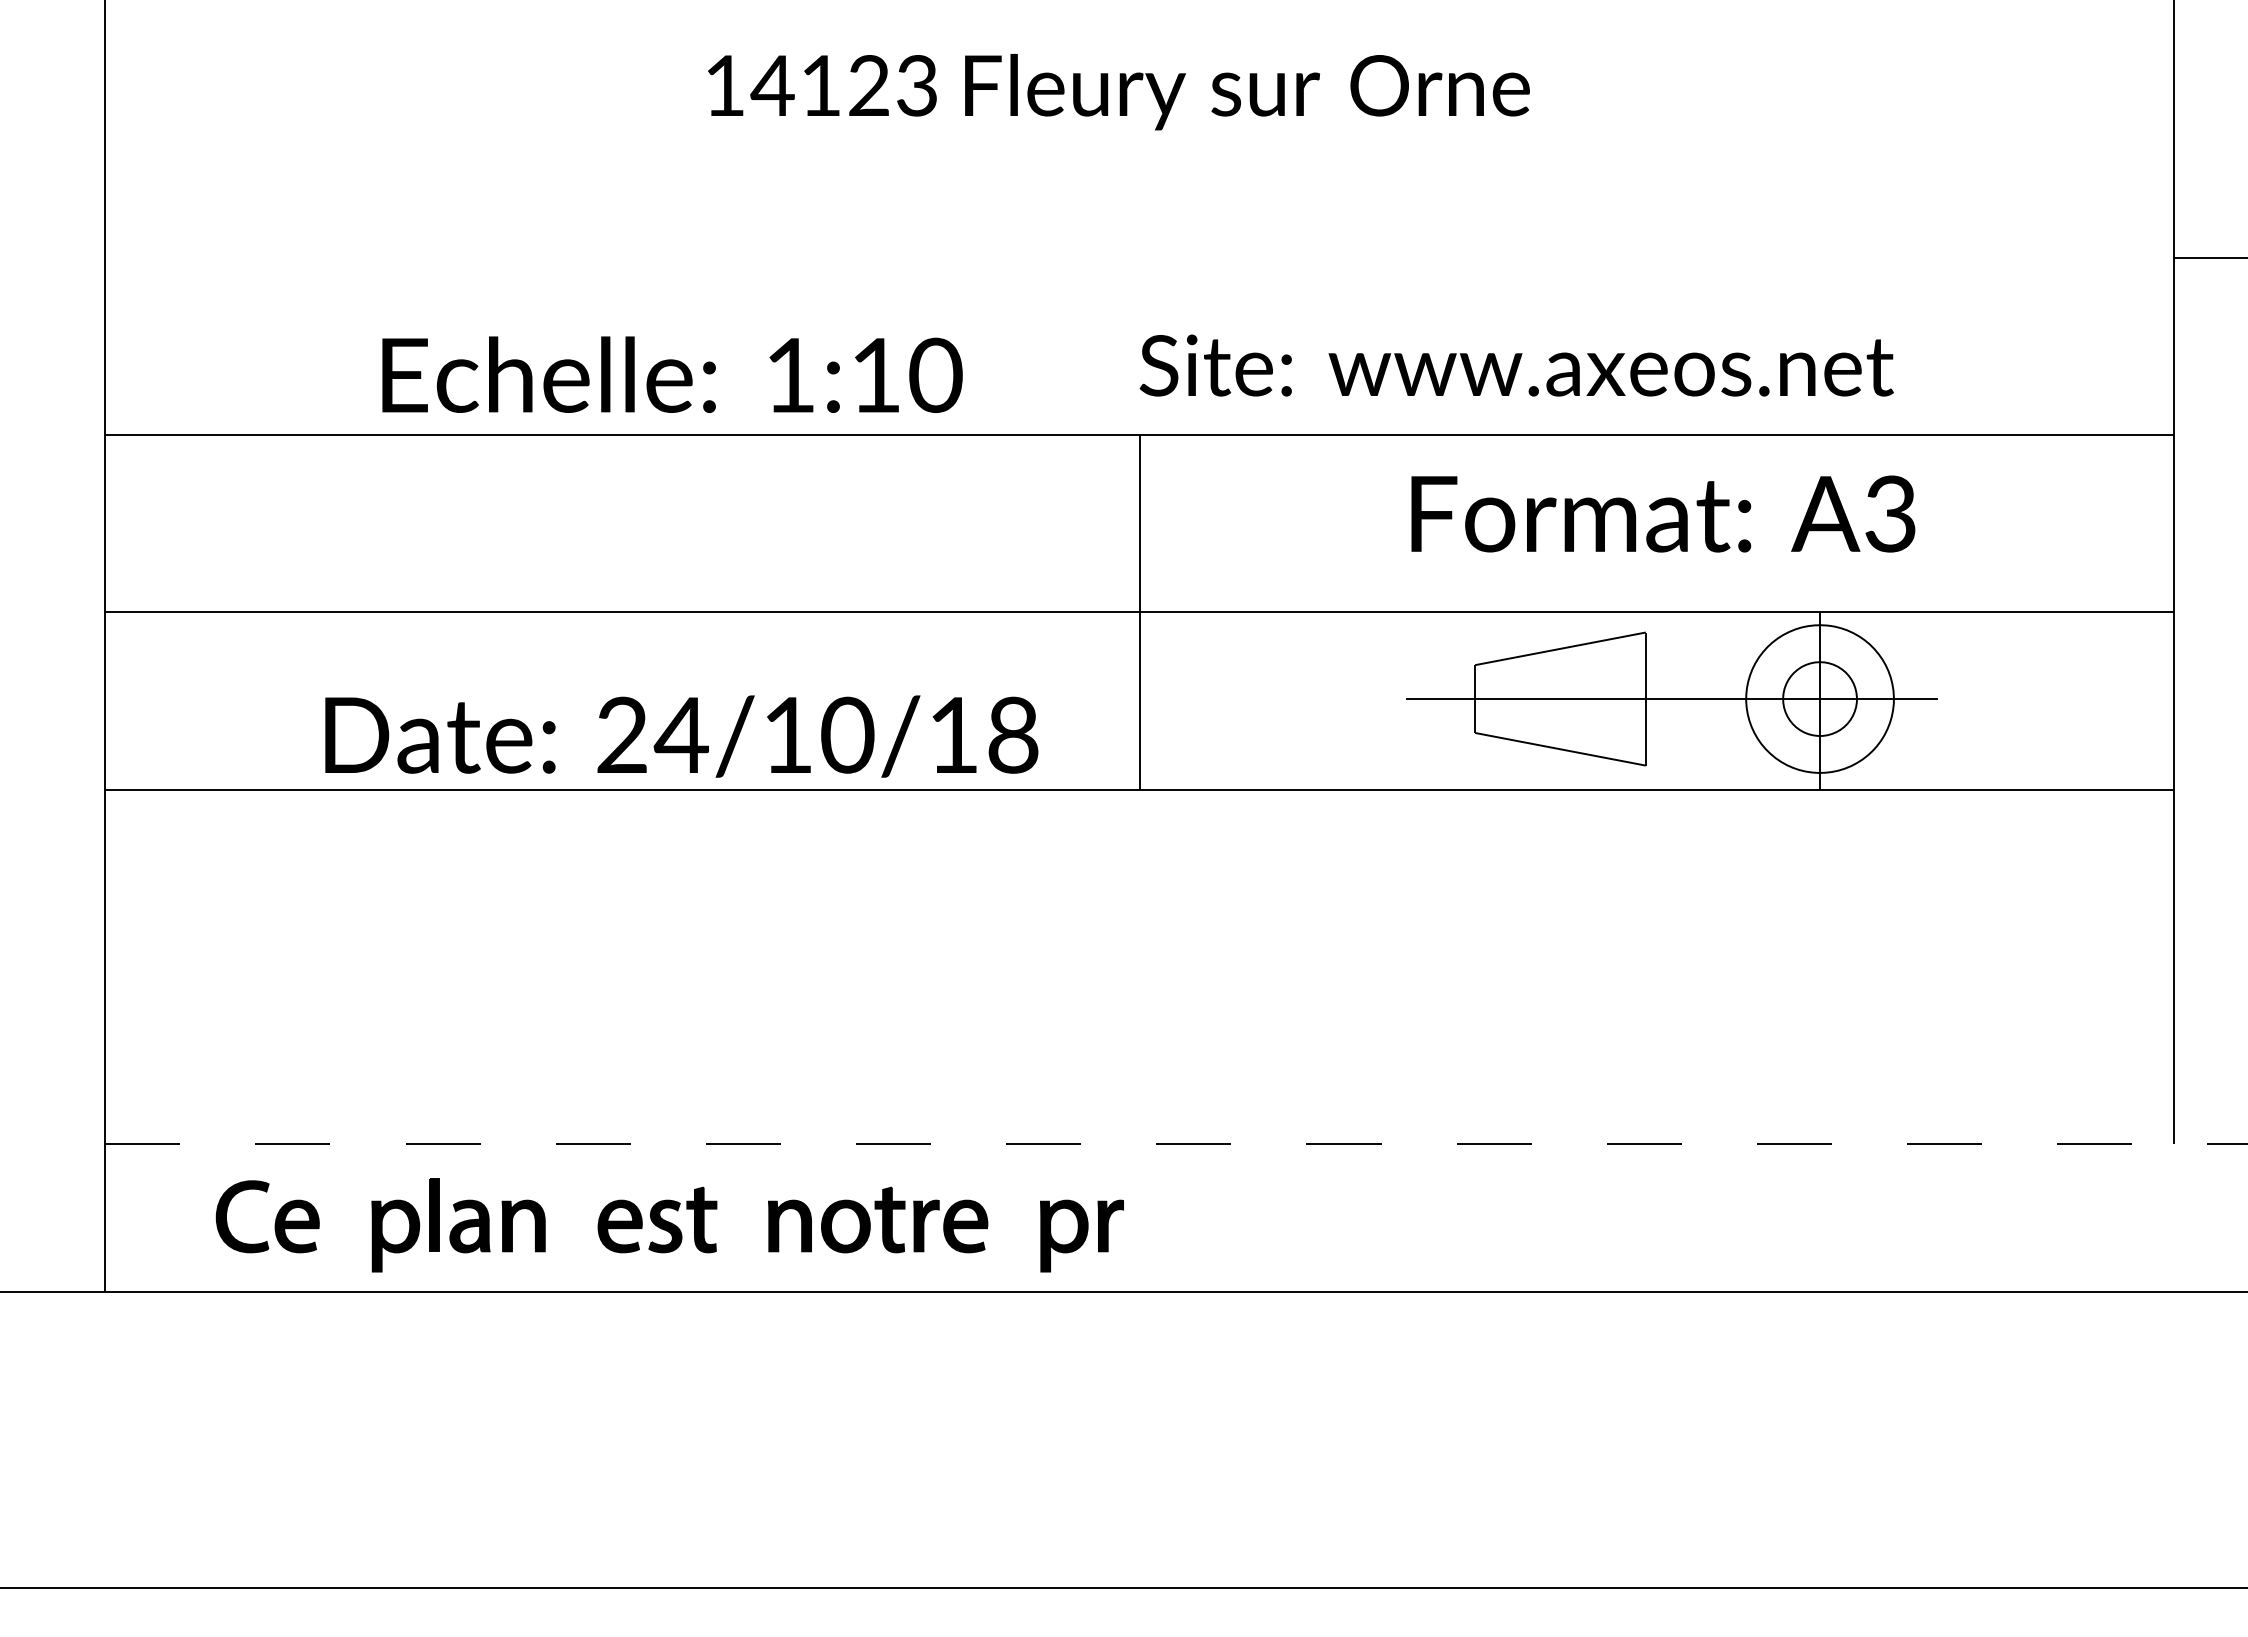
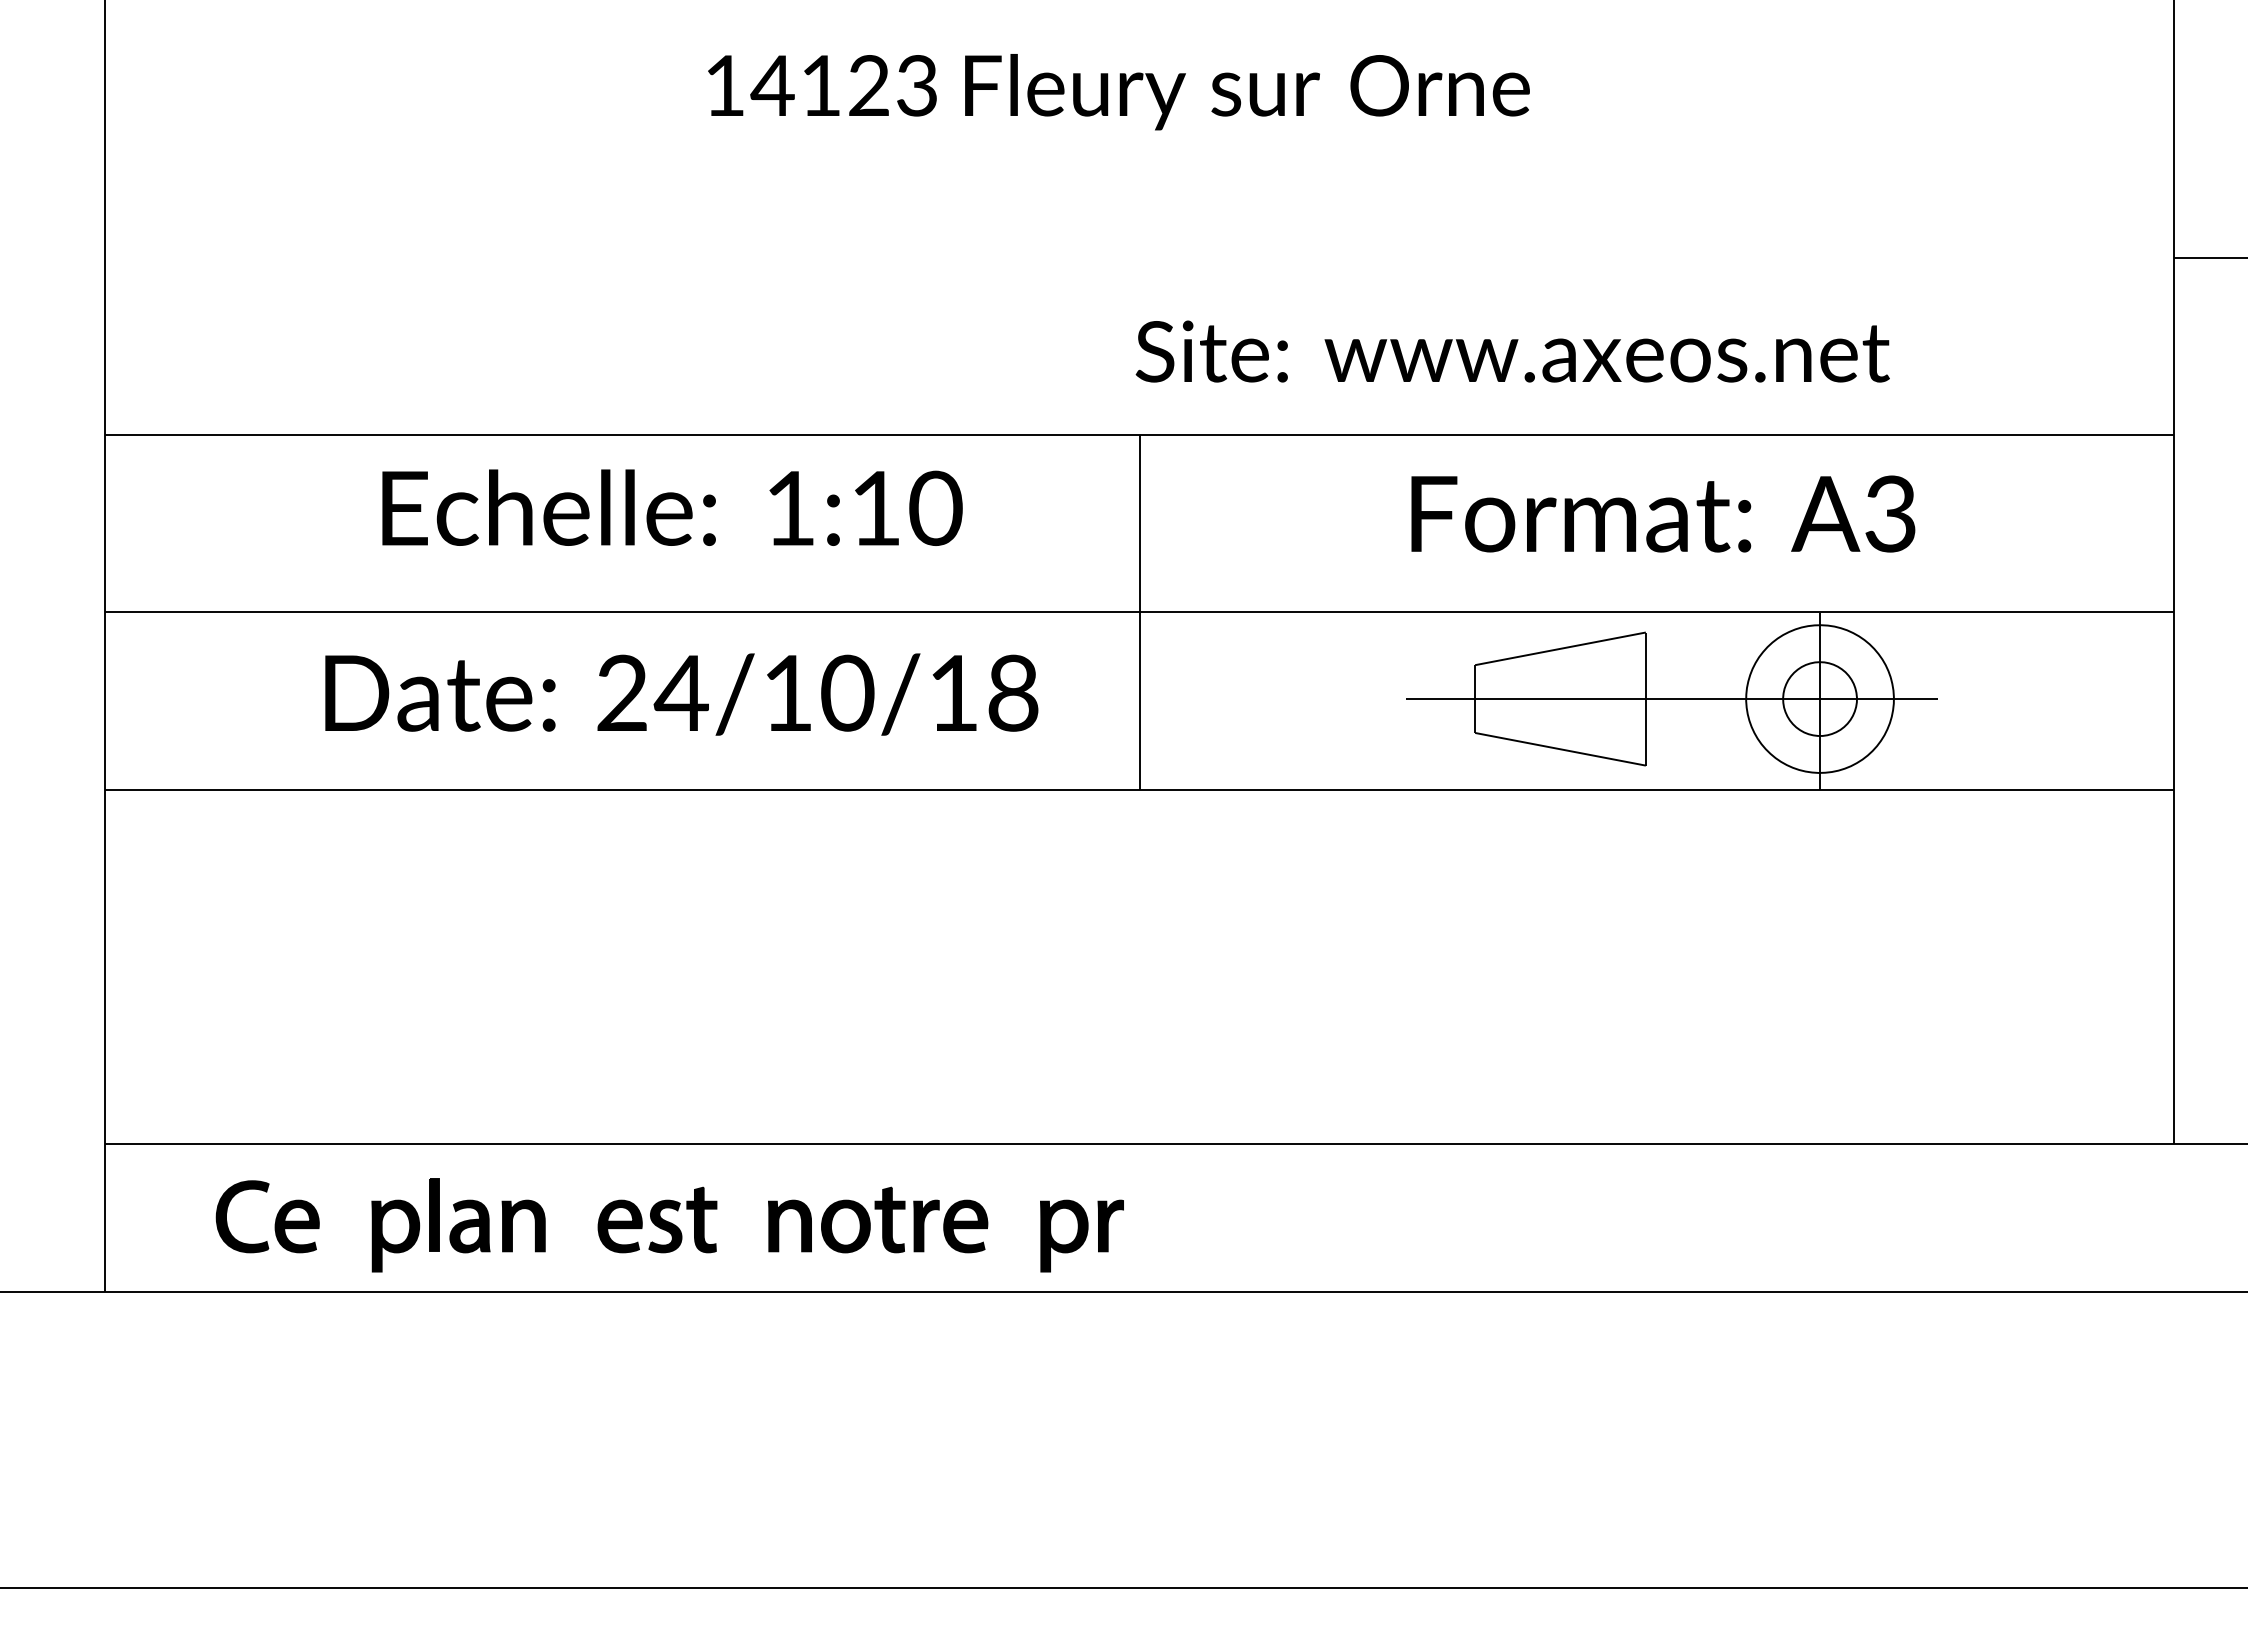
text position: (1516, 365) -> (1512, 351) (1512, 351)
text position: (672, 374) -> (672, 507) (672, 507)
text position: (681, 736) -> (681, 694) (681, 694)
line: dashed -> solid (1176, 1144)
